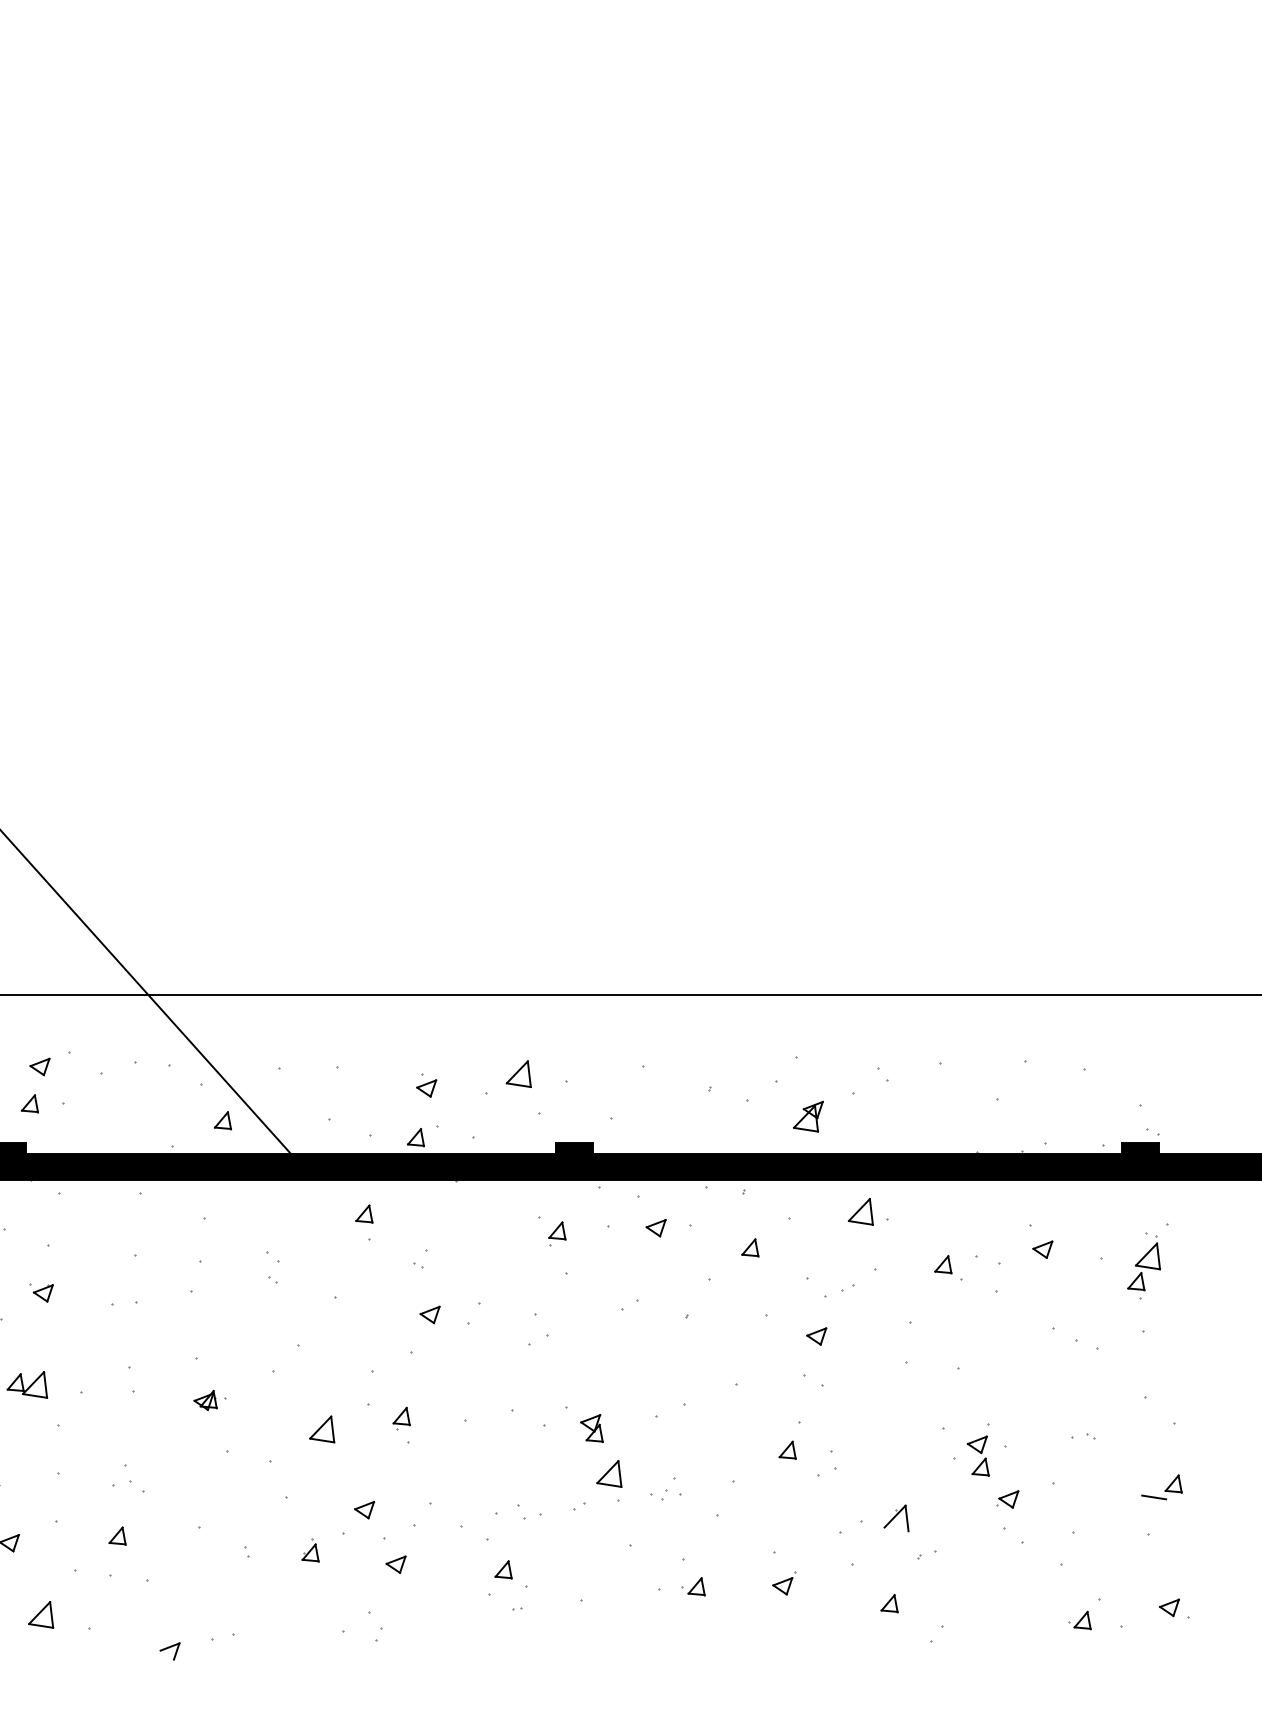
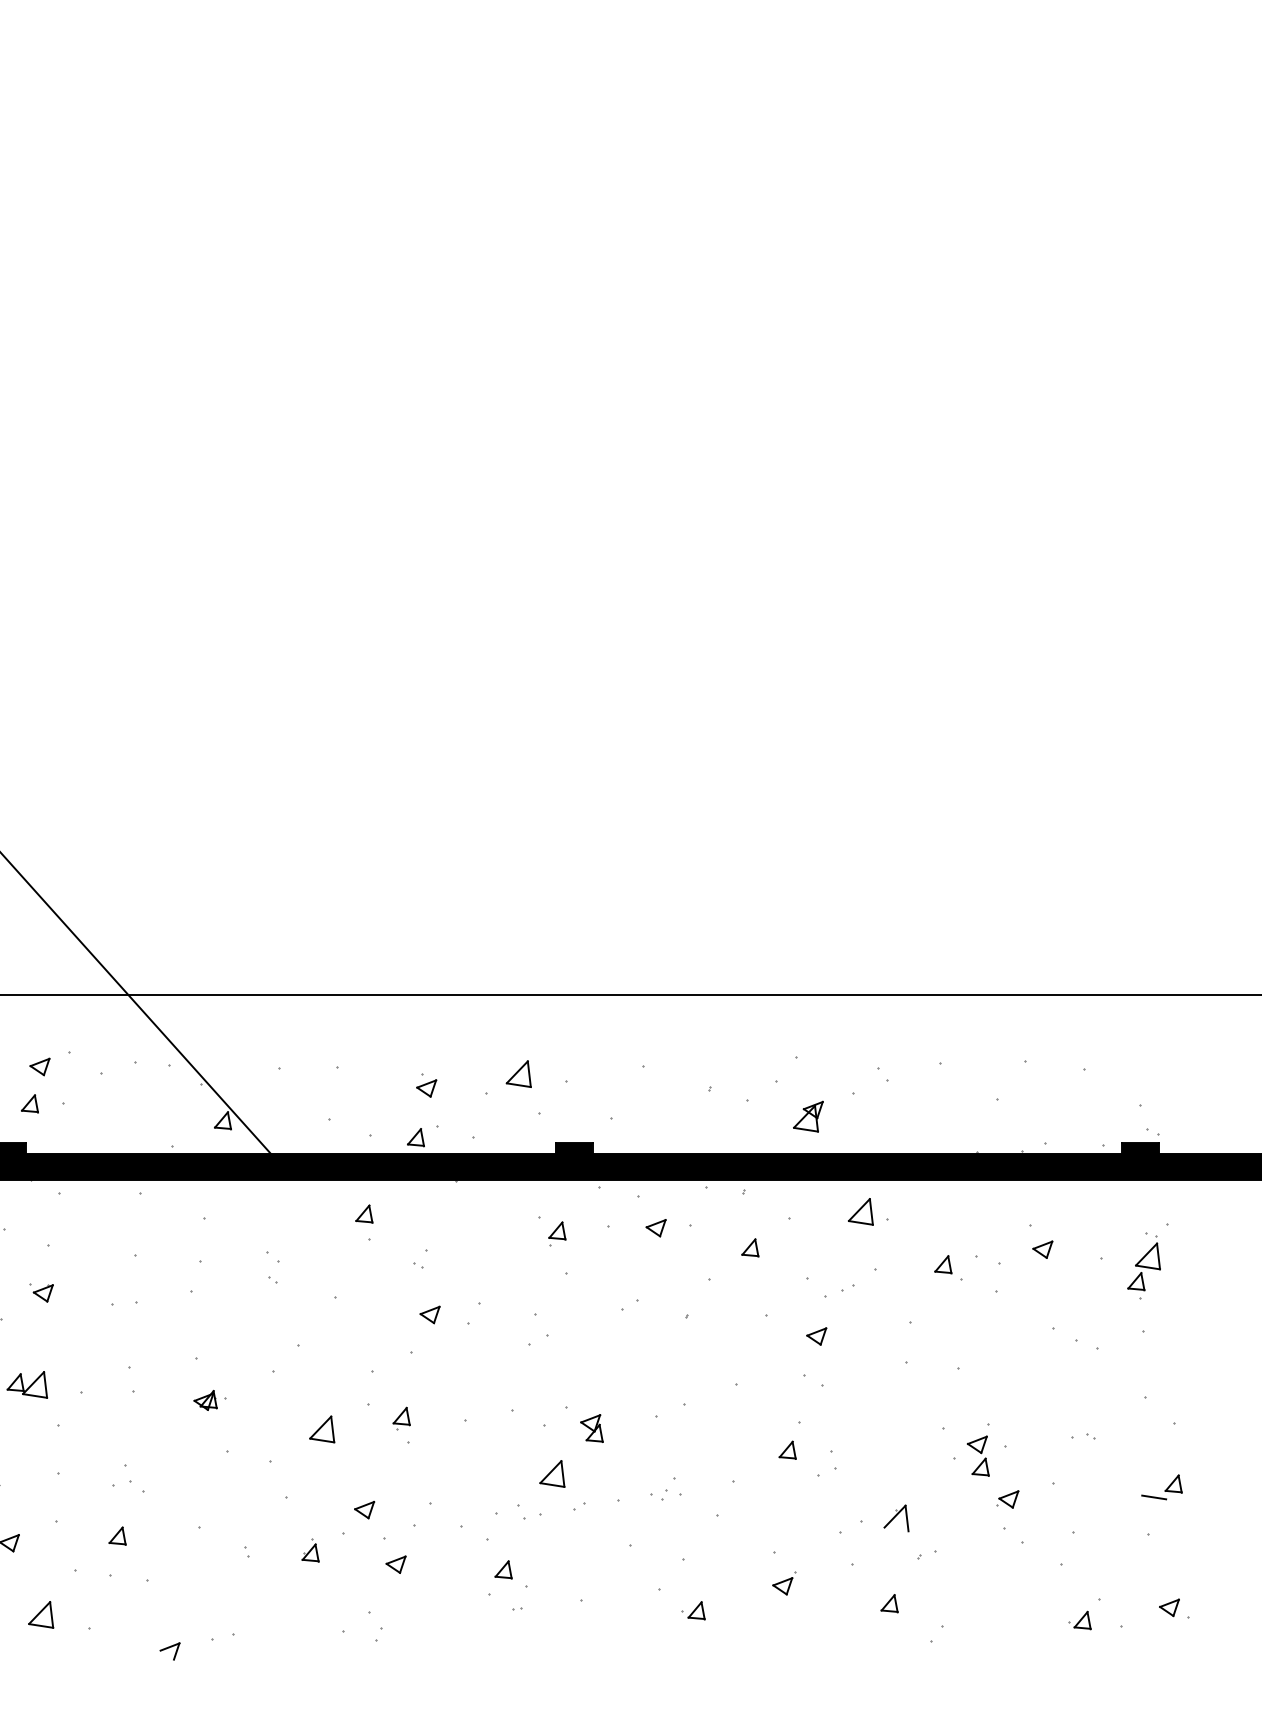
line position: (146, 992) -> (140, 1008) (140, 1008)
part position: (609, 1473) -> (552, 1473) (552, 1473)
part position: (693, 1586) -> (693, 1610) (693, 1610)
